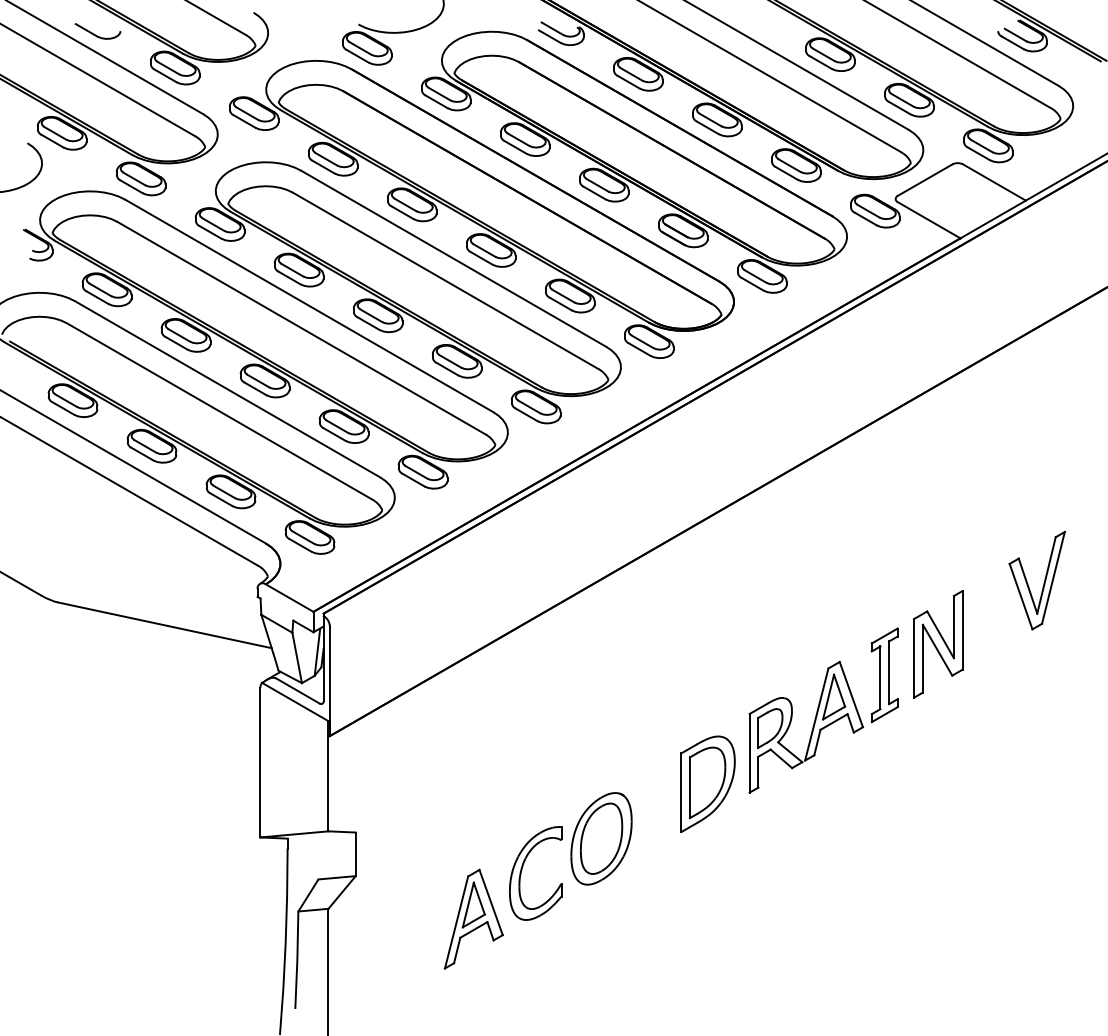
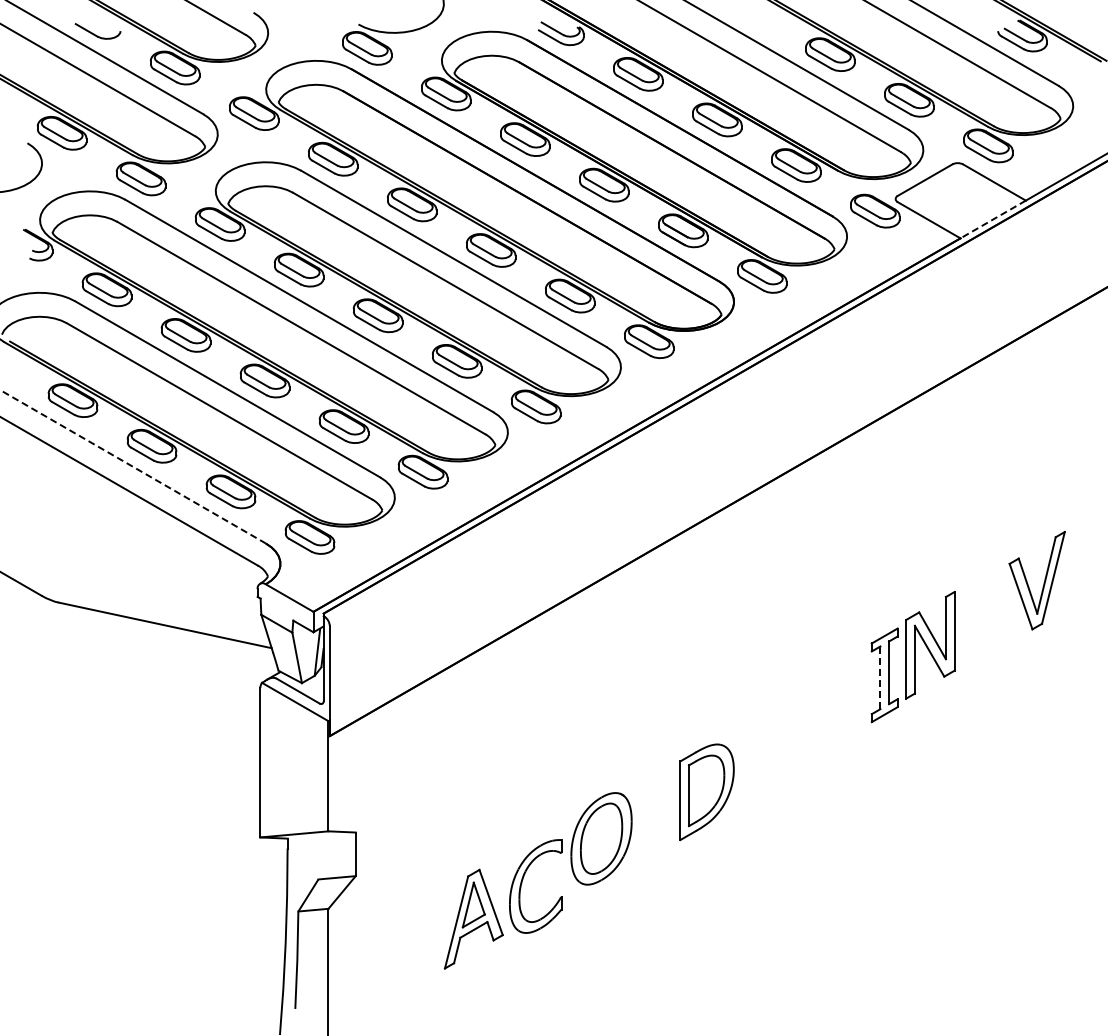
line: solid -> dashed (993, 219)
line: solid -> dashed (133, 467)
part position: (938, 644) -> (930, 645) (930, 645)
line: solid -> dashed (880, 677)
part: present -> none (806, 726)
part position: (707, 784) -> (706, 792) (706, 792)
part position: (522, 870) -> (522, 883) (522, 883)
